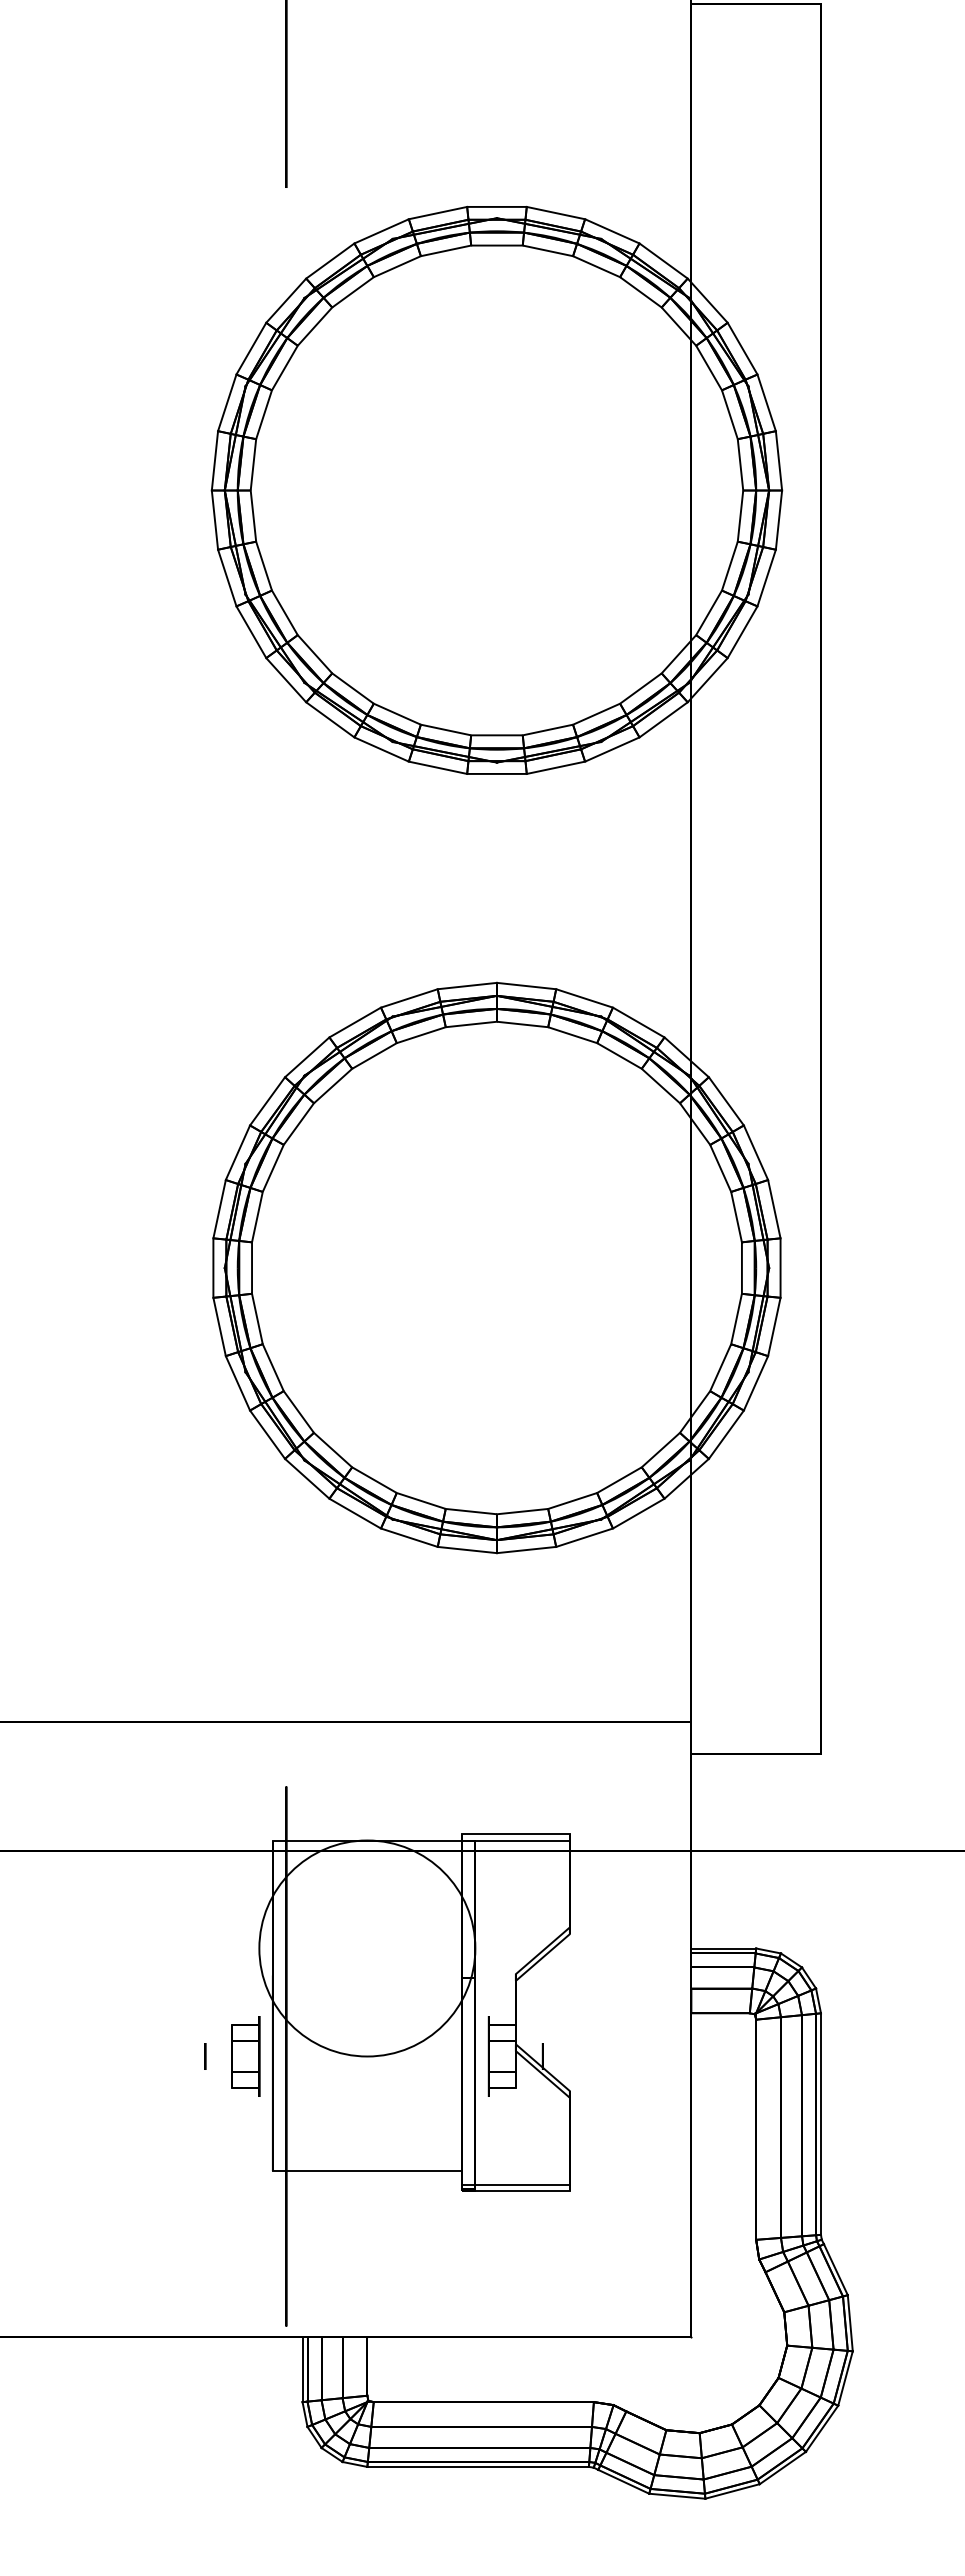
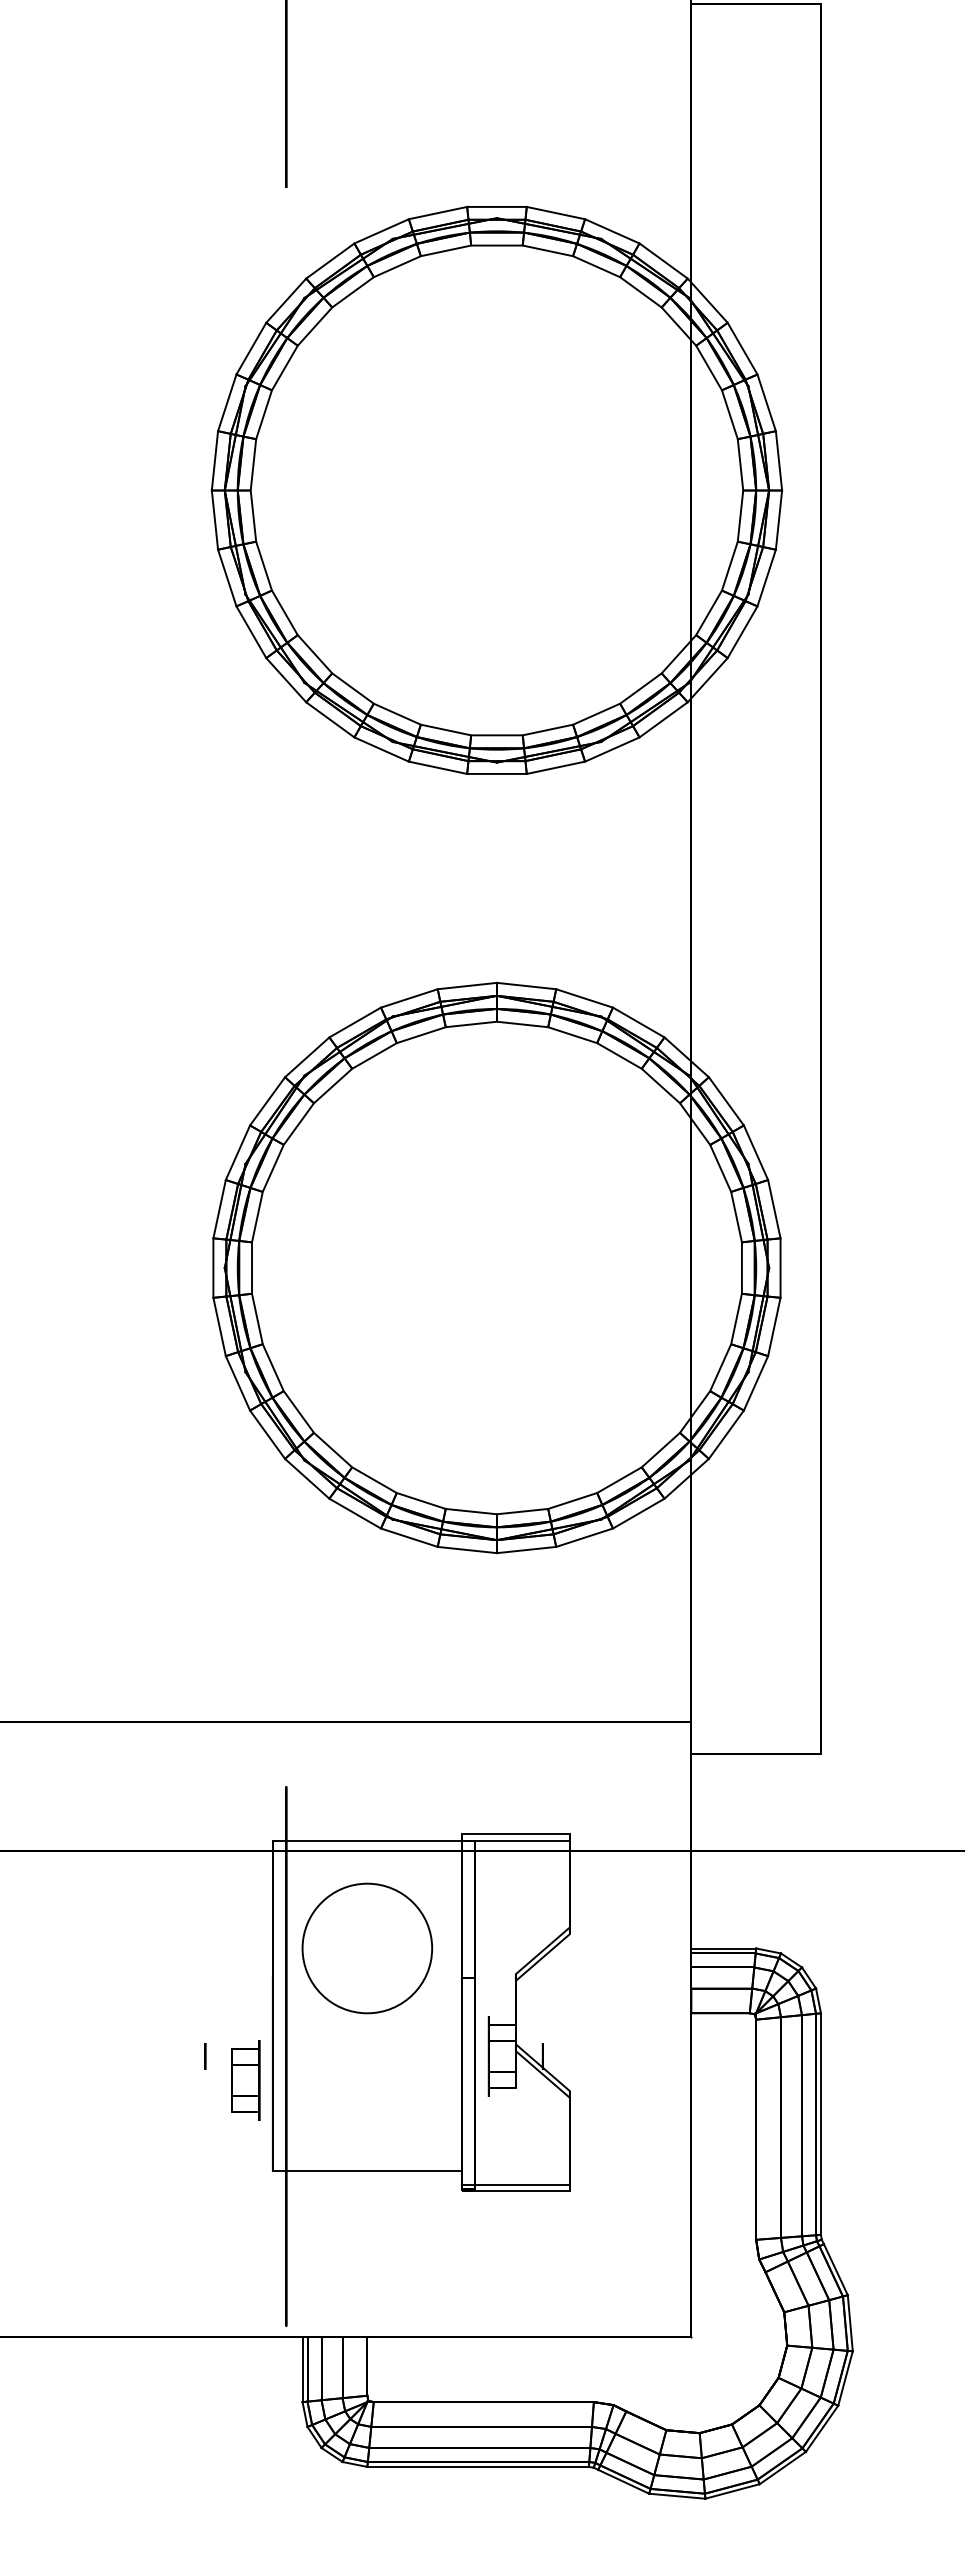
circle diameter: 216 px -> 130 px (367, 1948)
part position: (245, 2056) -> (245, 2080) (245, 2080)
